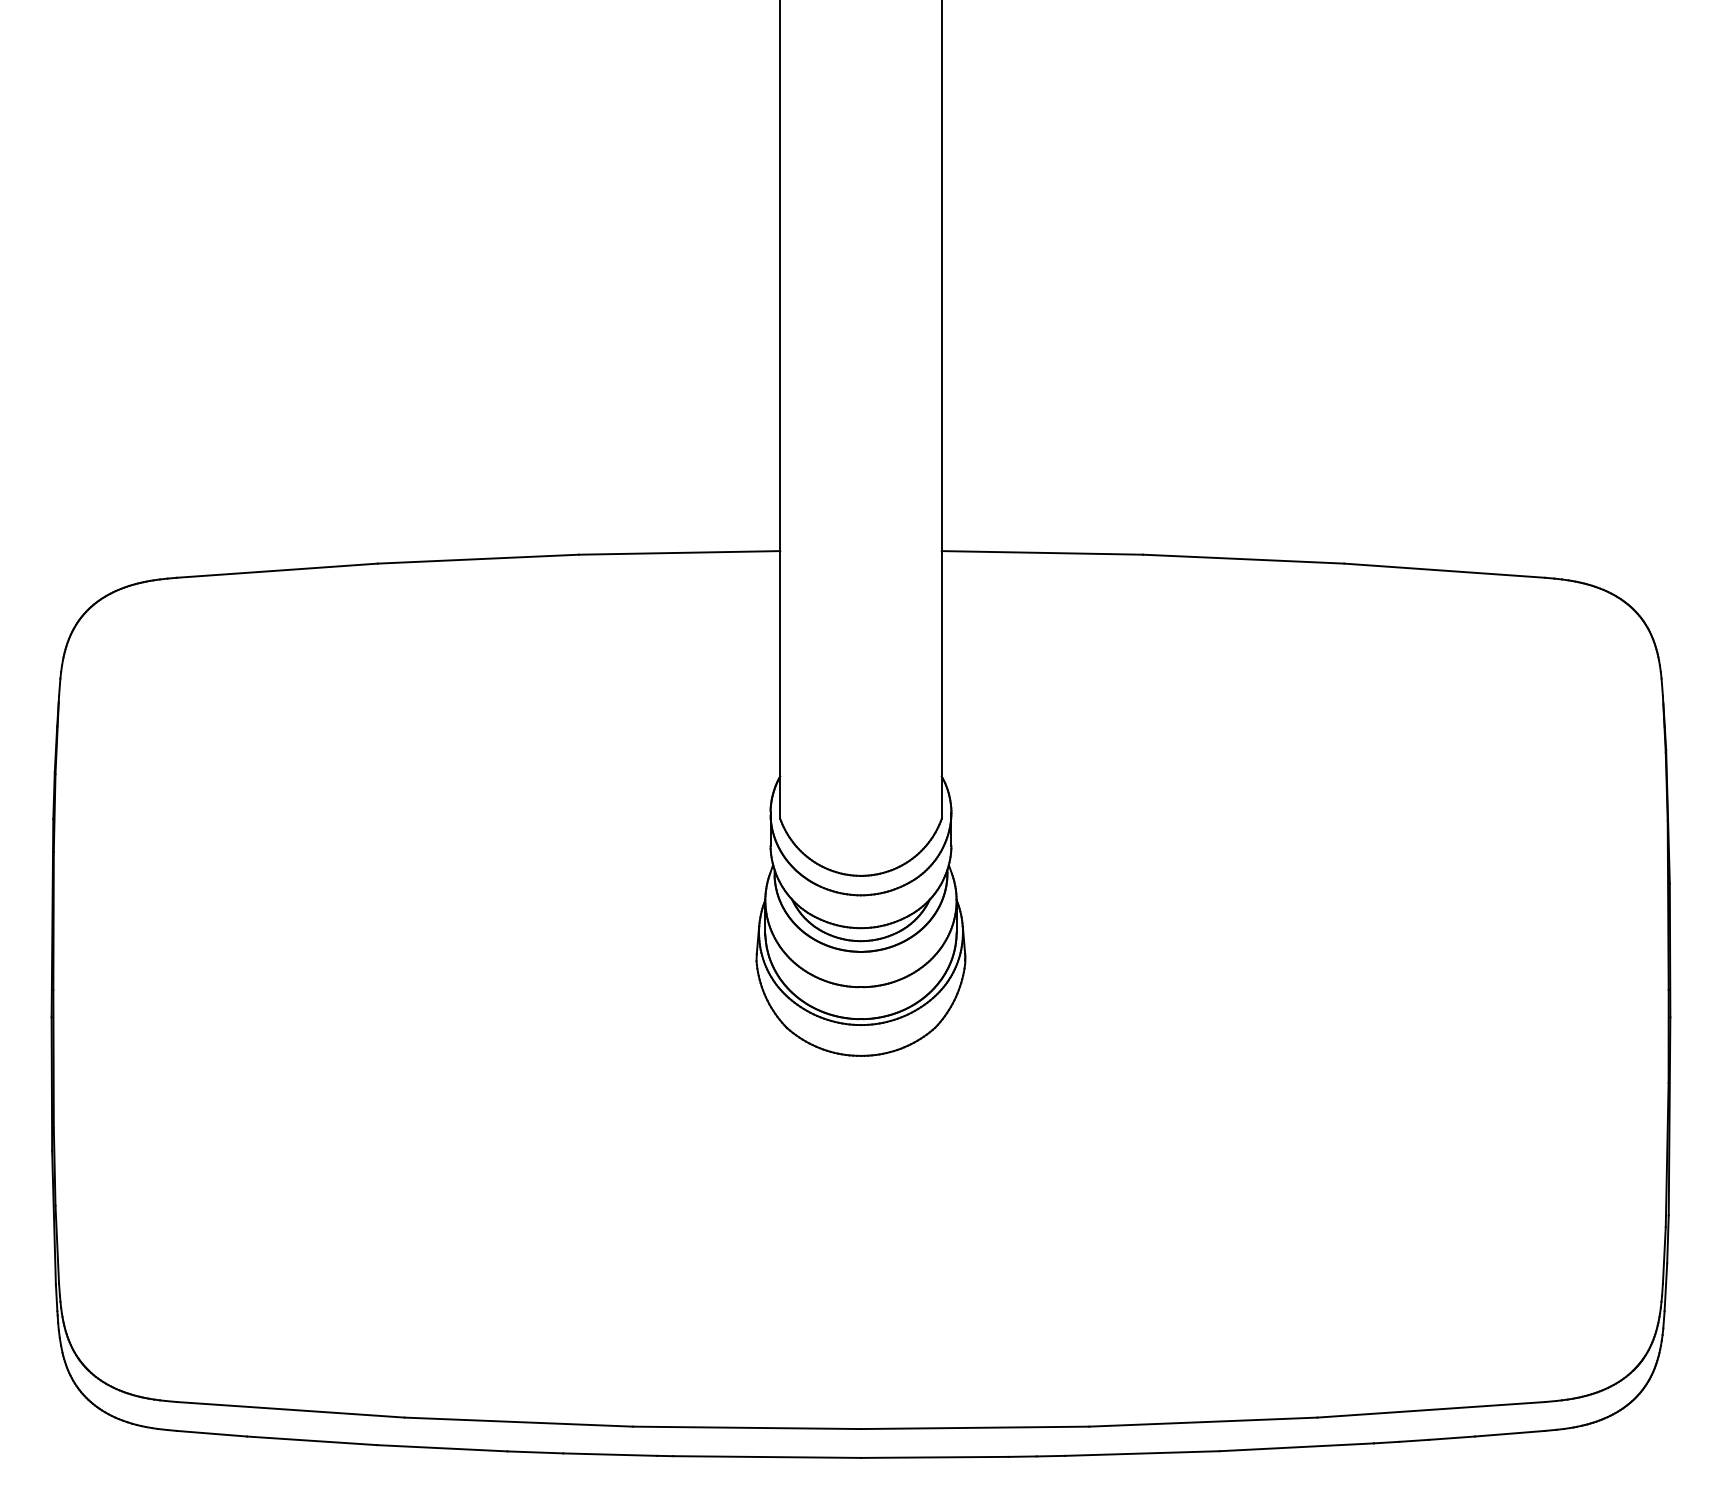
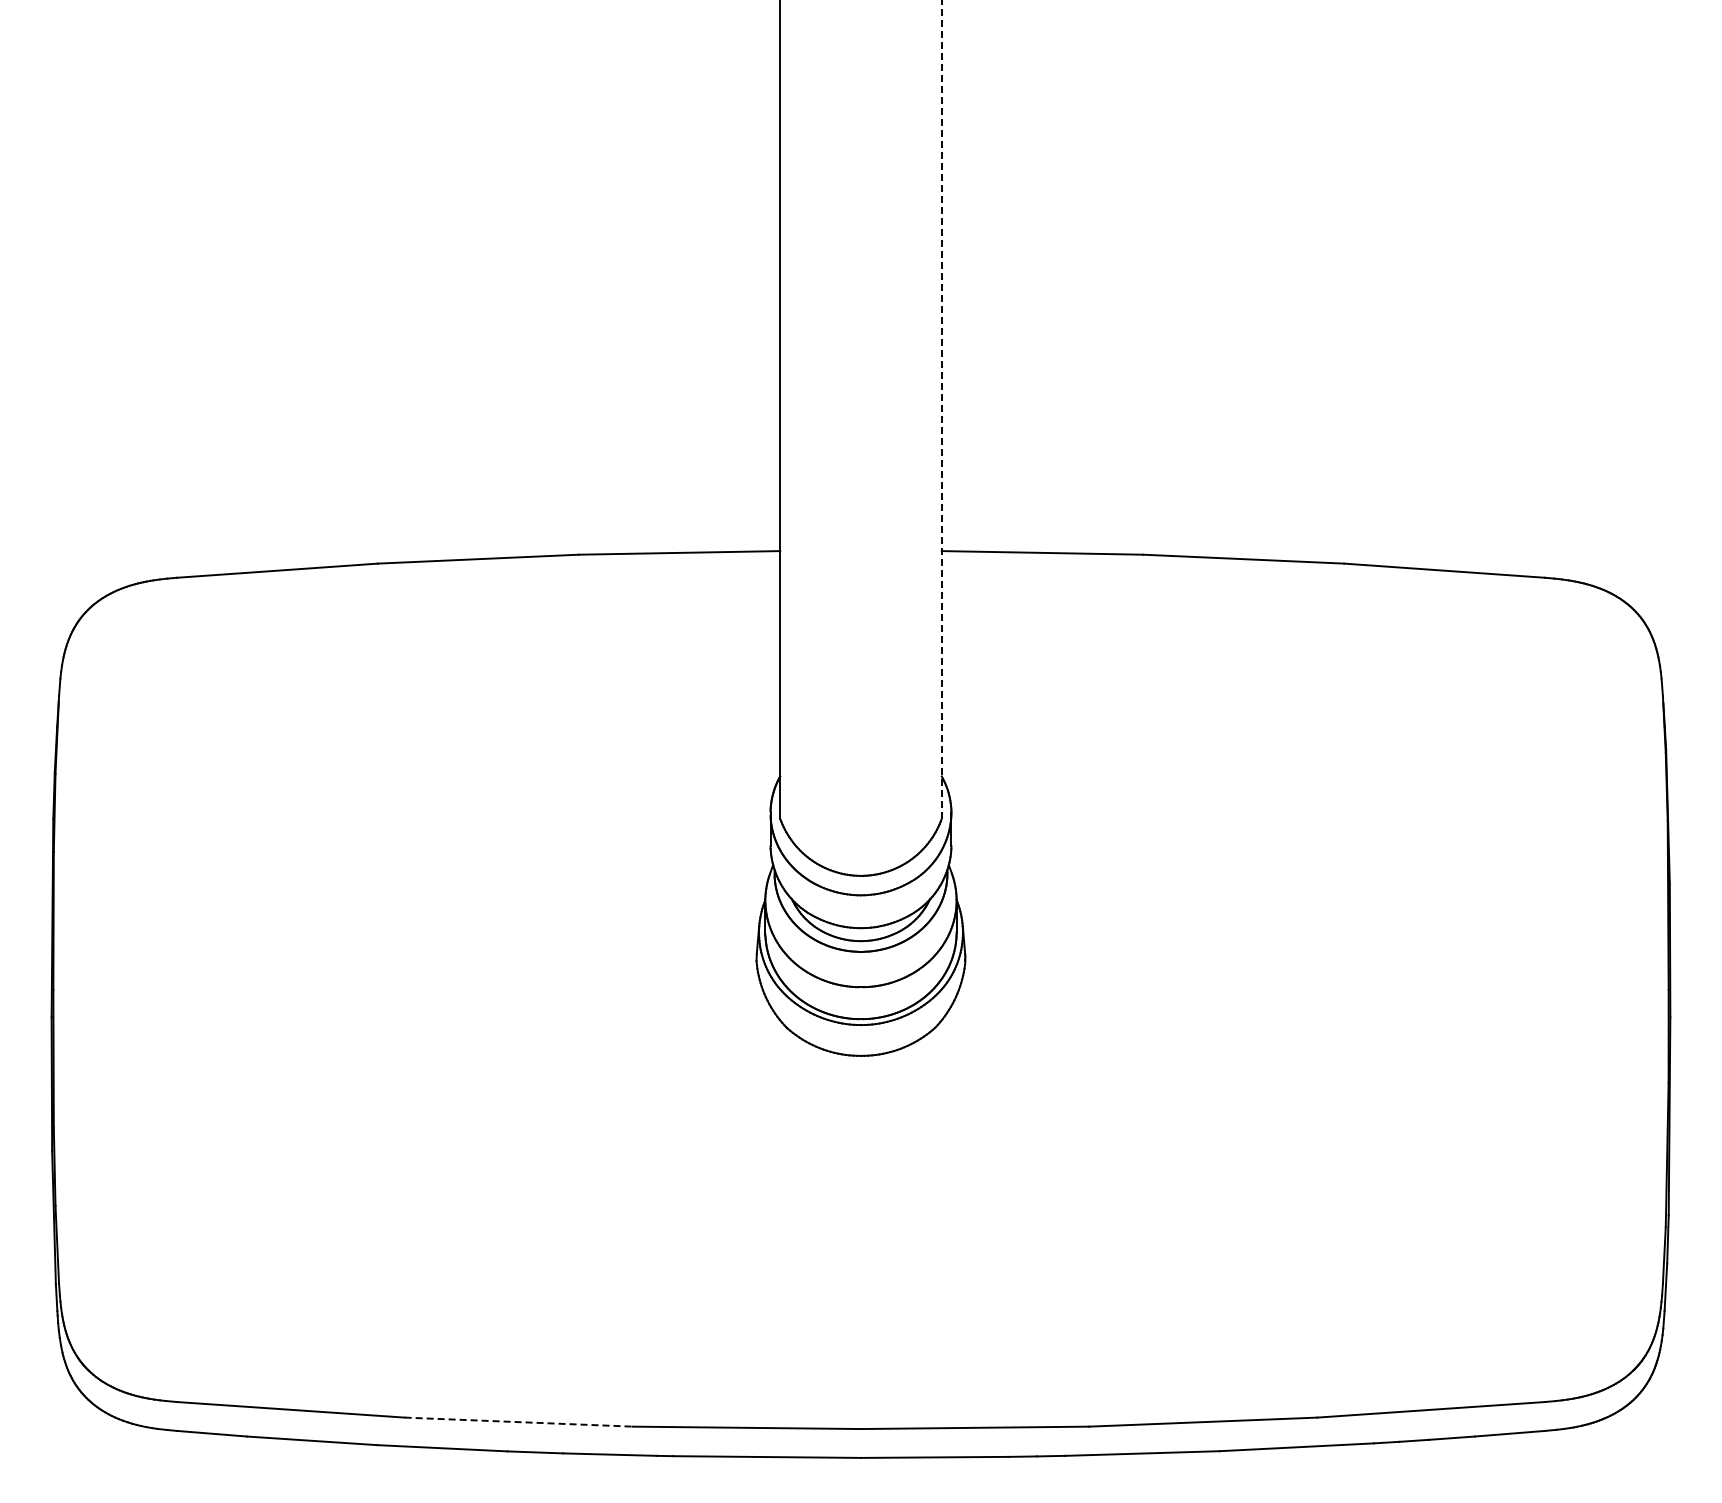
line: solid -> dashed (941, 409)
line: solid -> dashed (519, 1422)
